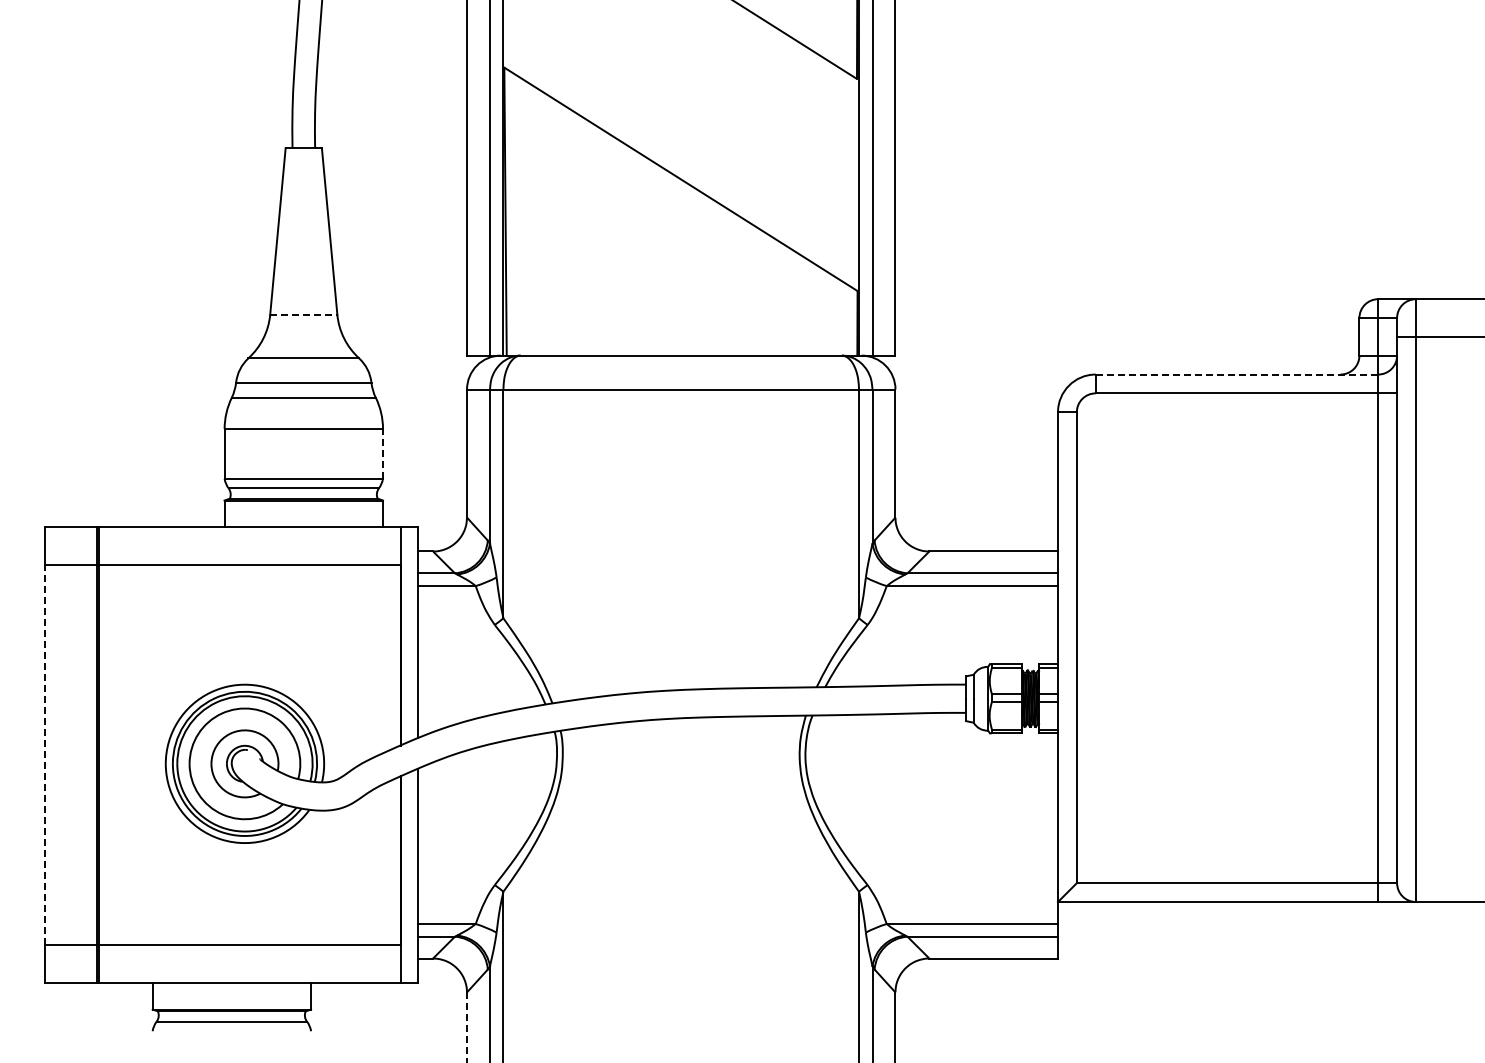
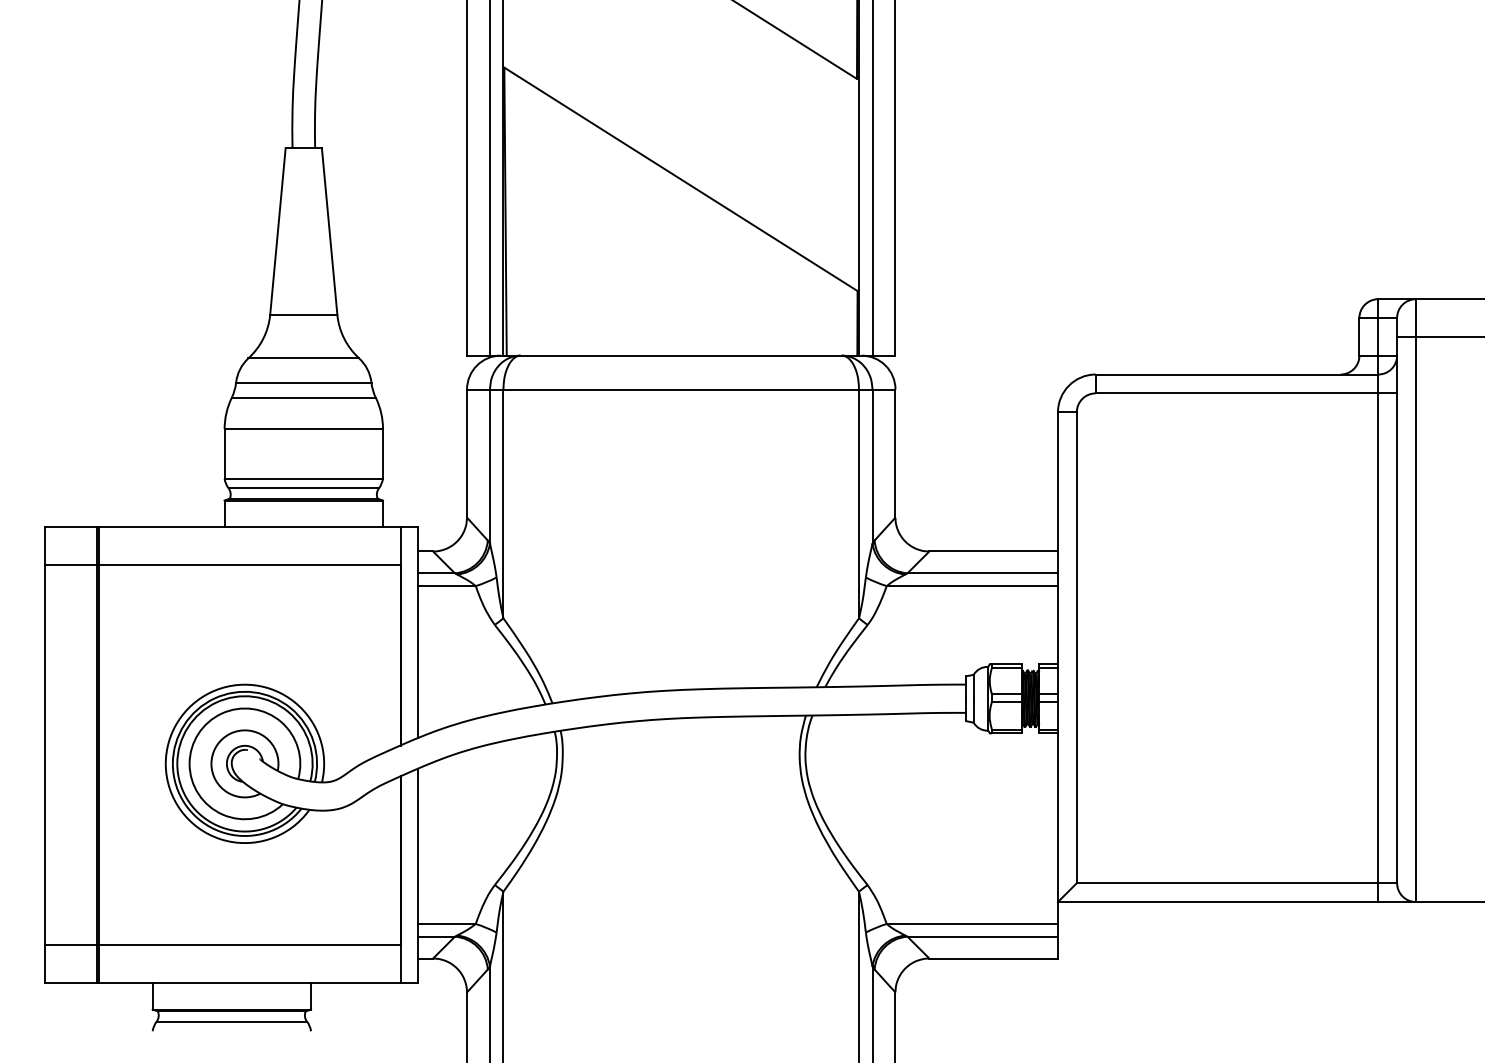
line: dashed -> solid (303, 314)
line: dashed -> solid (1237, 374)
line: dashed -> solid (383, 453)
line: dashed -> solid (44, 754)
line: dashed -> solid (467, 1027)
